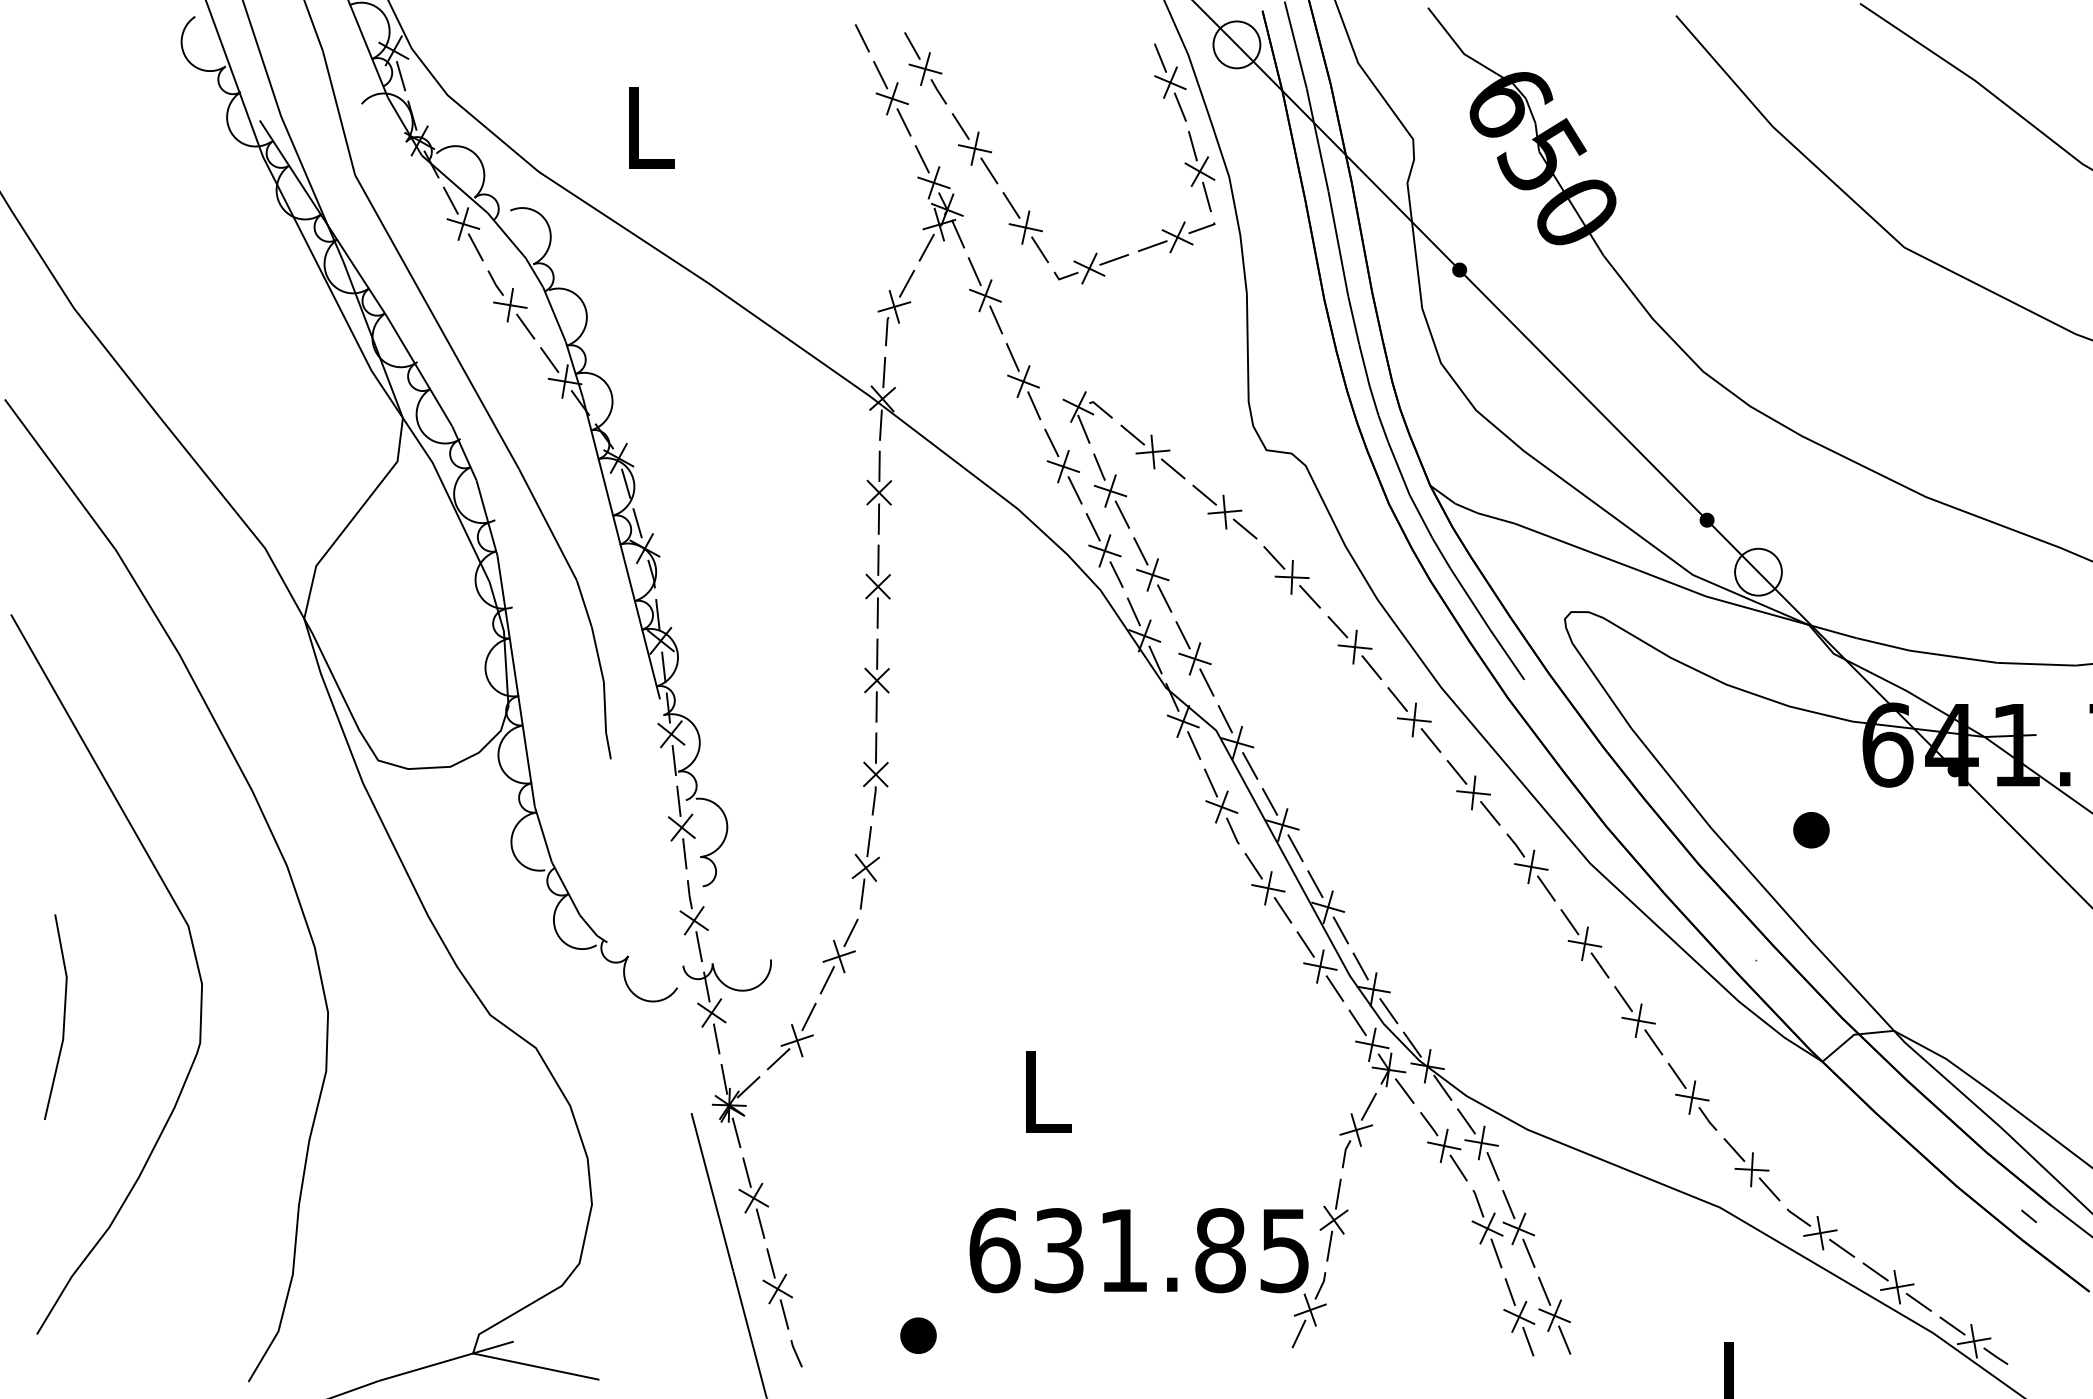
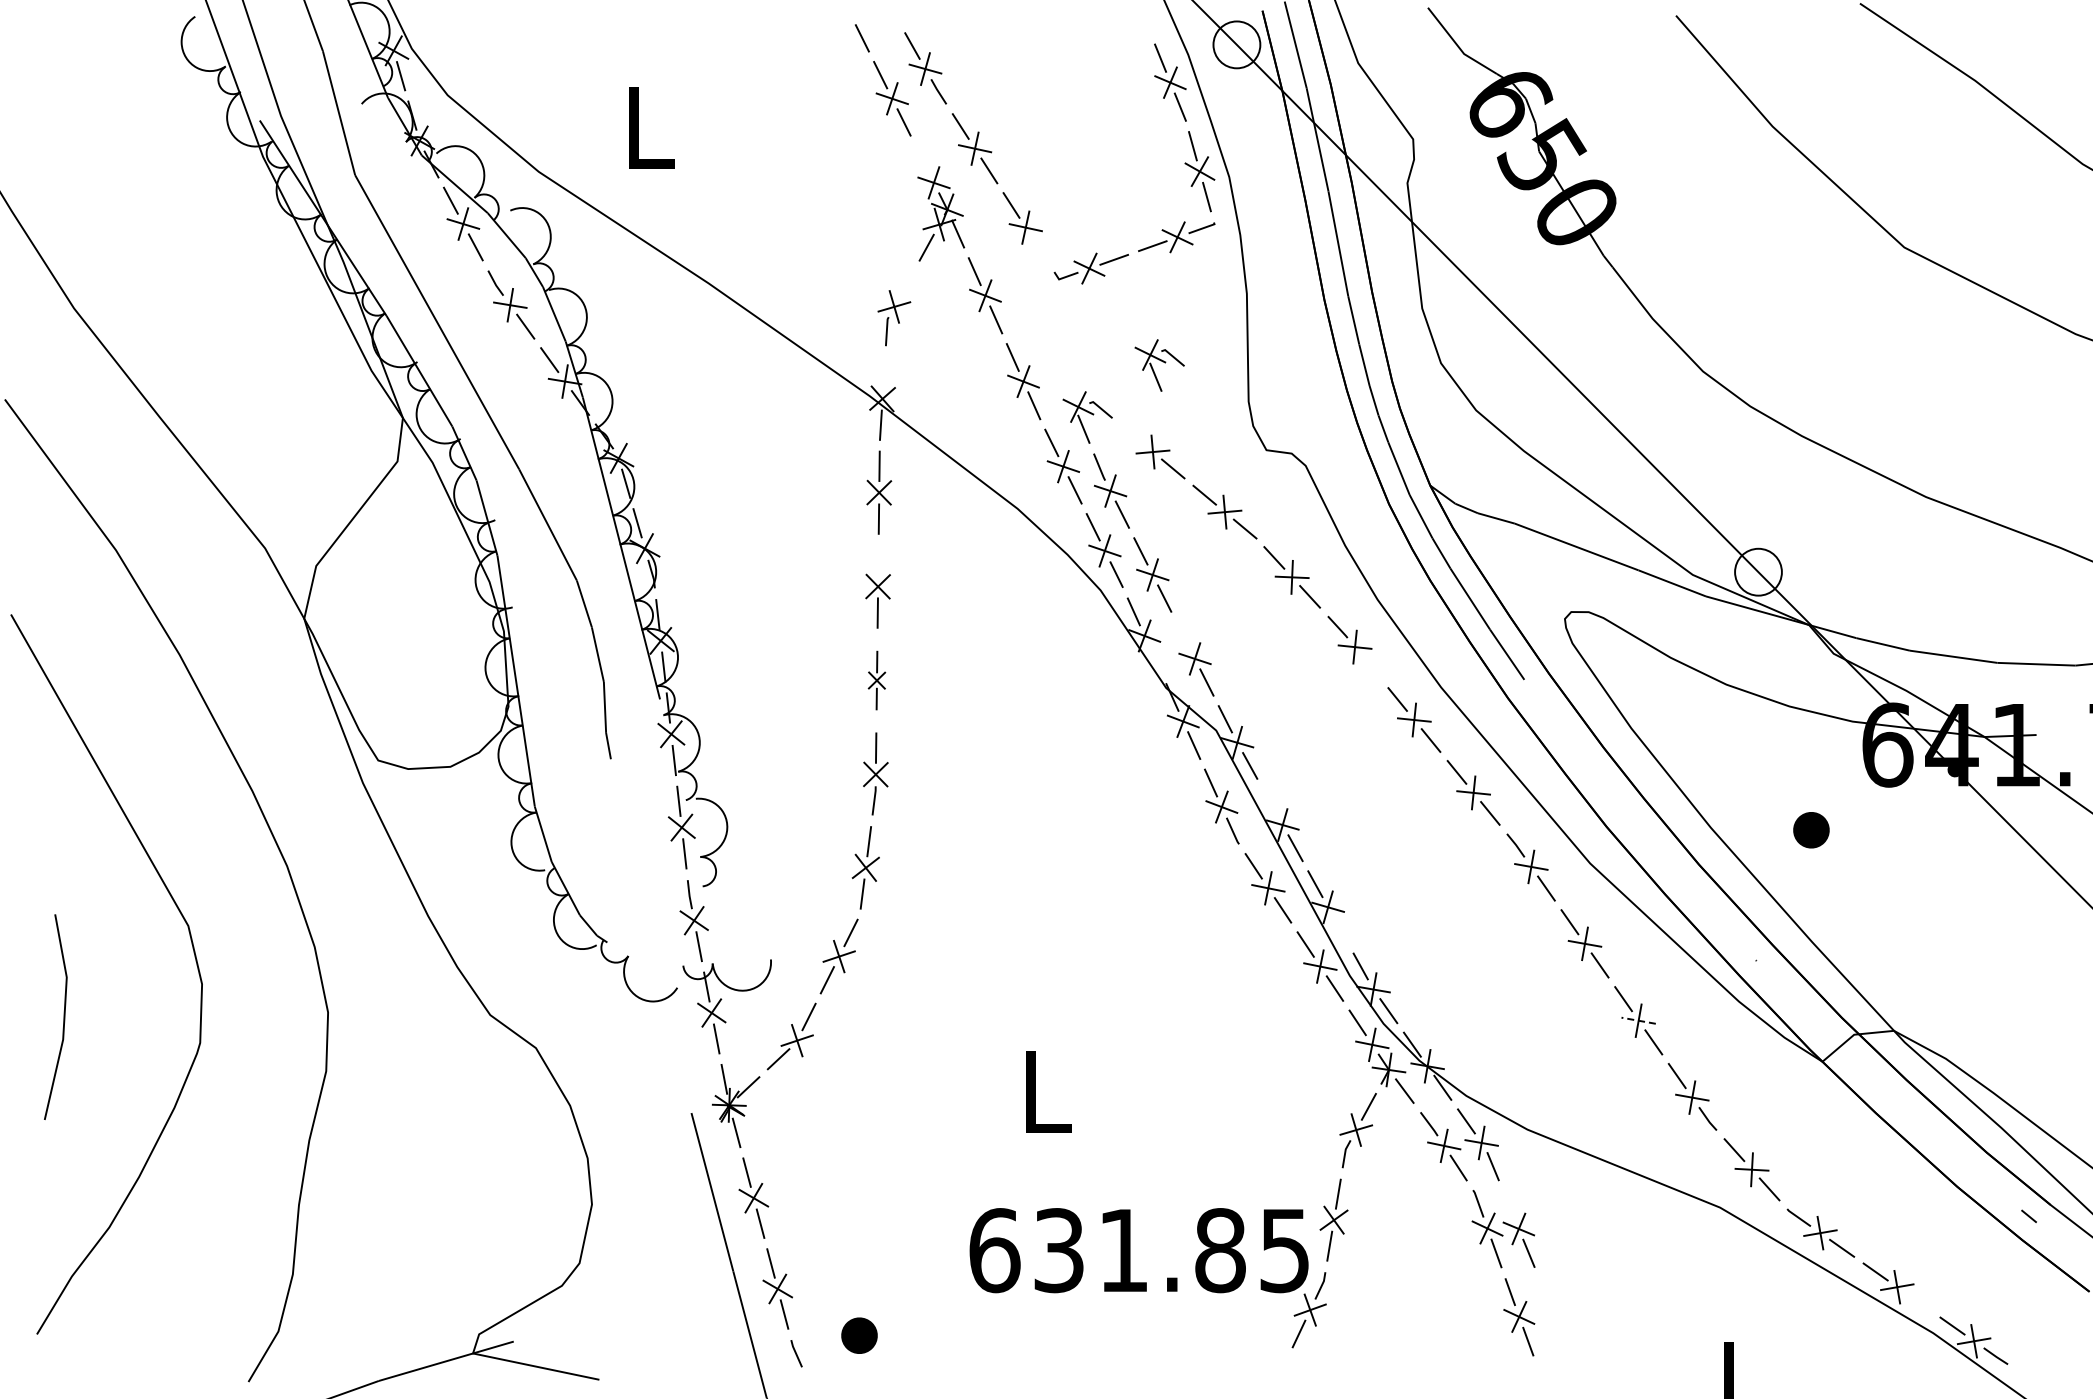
line: present -> none (921, 159)
line: present -> none (1040, 249)
fill: present -> none (1459, 269)
line: present -> none (907, 283)
part: none -> present (1159, 365)
line: present -> none (884, 372)
line: present -> none (1132, 434)
fill: present -> none (1706, 519)
line: present -> none (878, 559)
line: present -> none (1182, 635)
line: present -> none (1155, 659)
line: present -> none (1371, 667)
part size: 26x85 px -> 20x61 px (876, 680)
line: present -> none (1269, 801)
line: present -> none (1340, 930)
line: solid -> dashed (1638, 1020)
line: present -> none (1508, 1204)
line: present -> none (1918, 1301)
part: present -> none (1554, 1315)
part position: (918, 1335) -> (859, 1335) (859, 1335)
